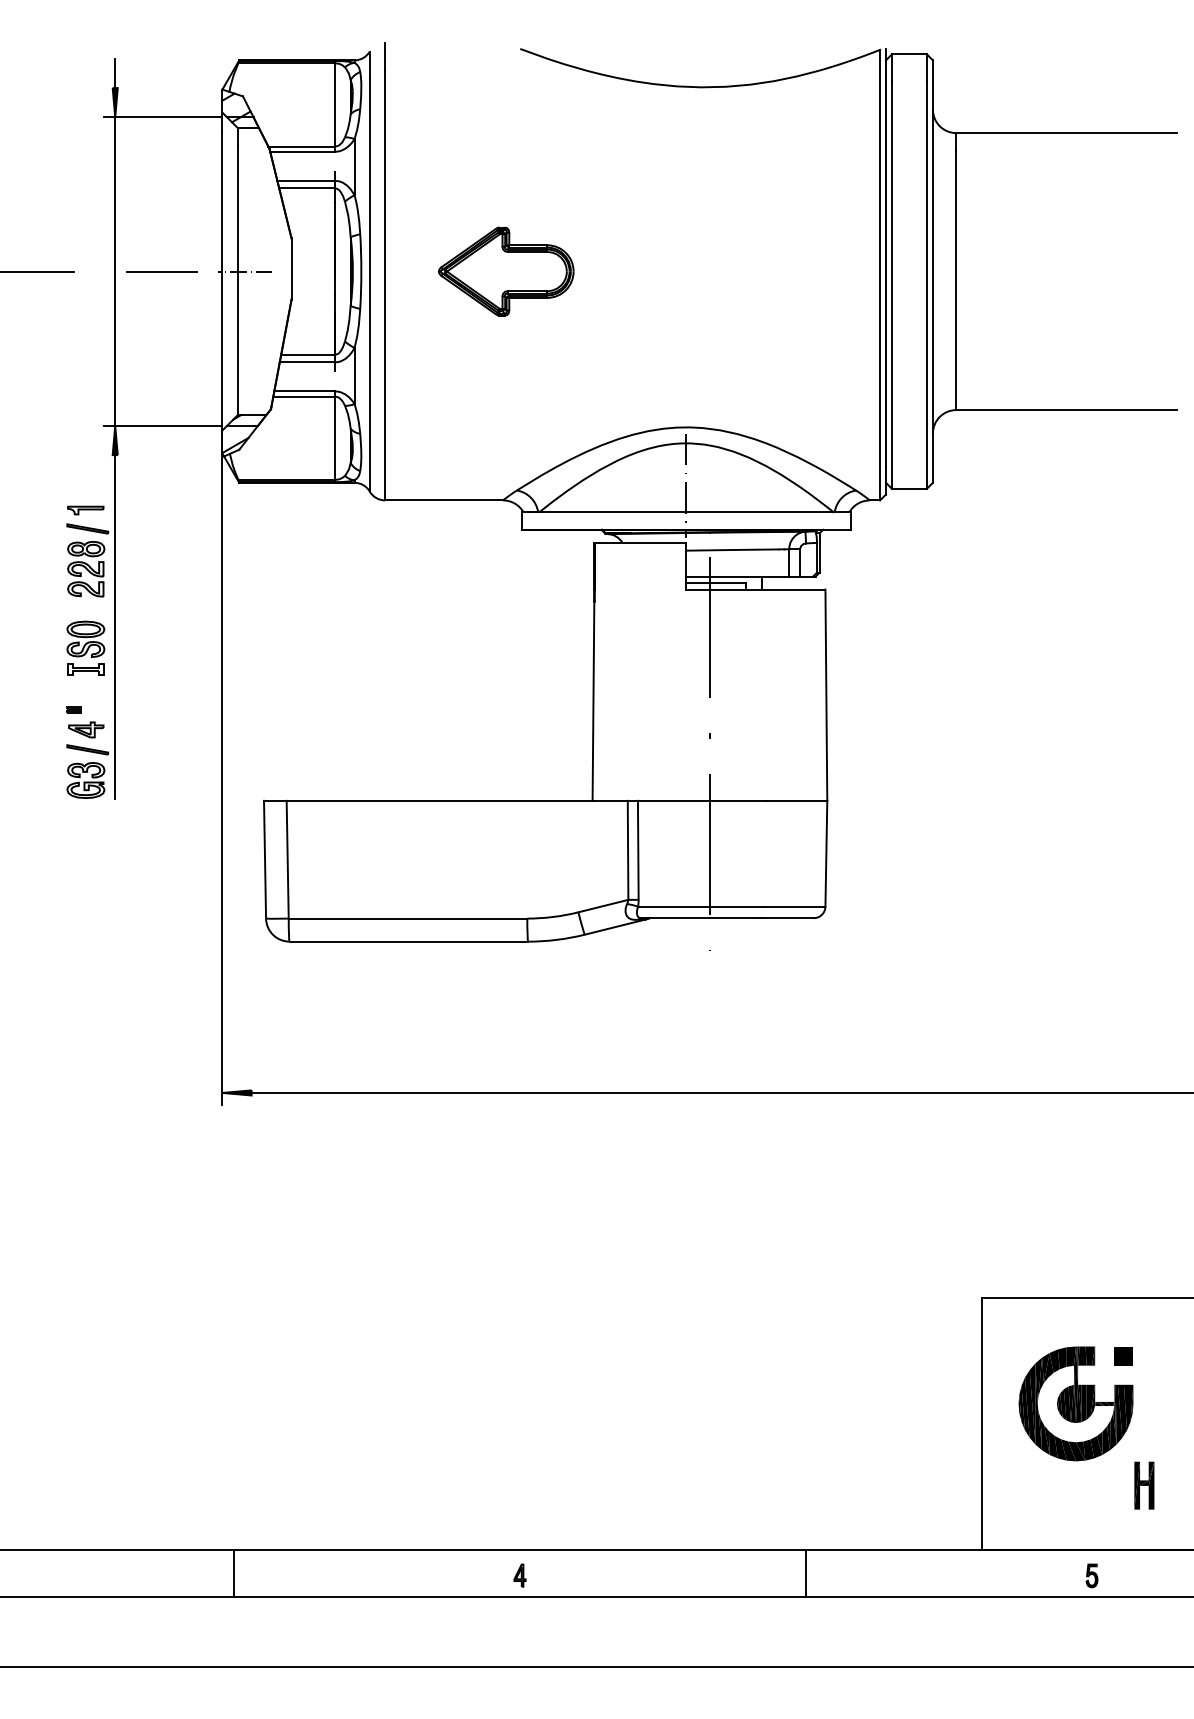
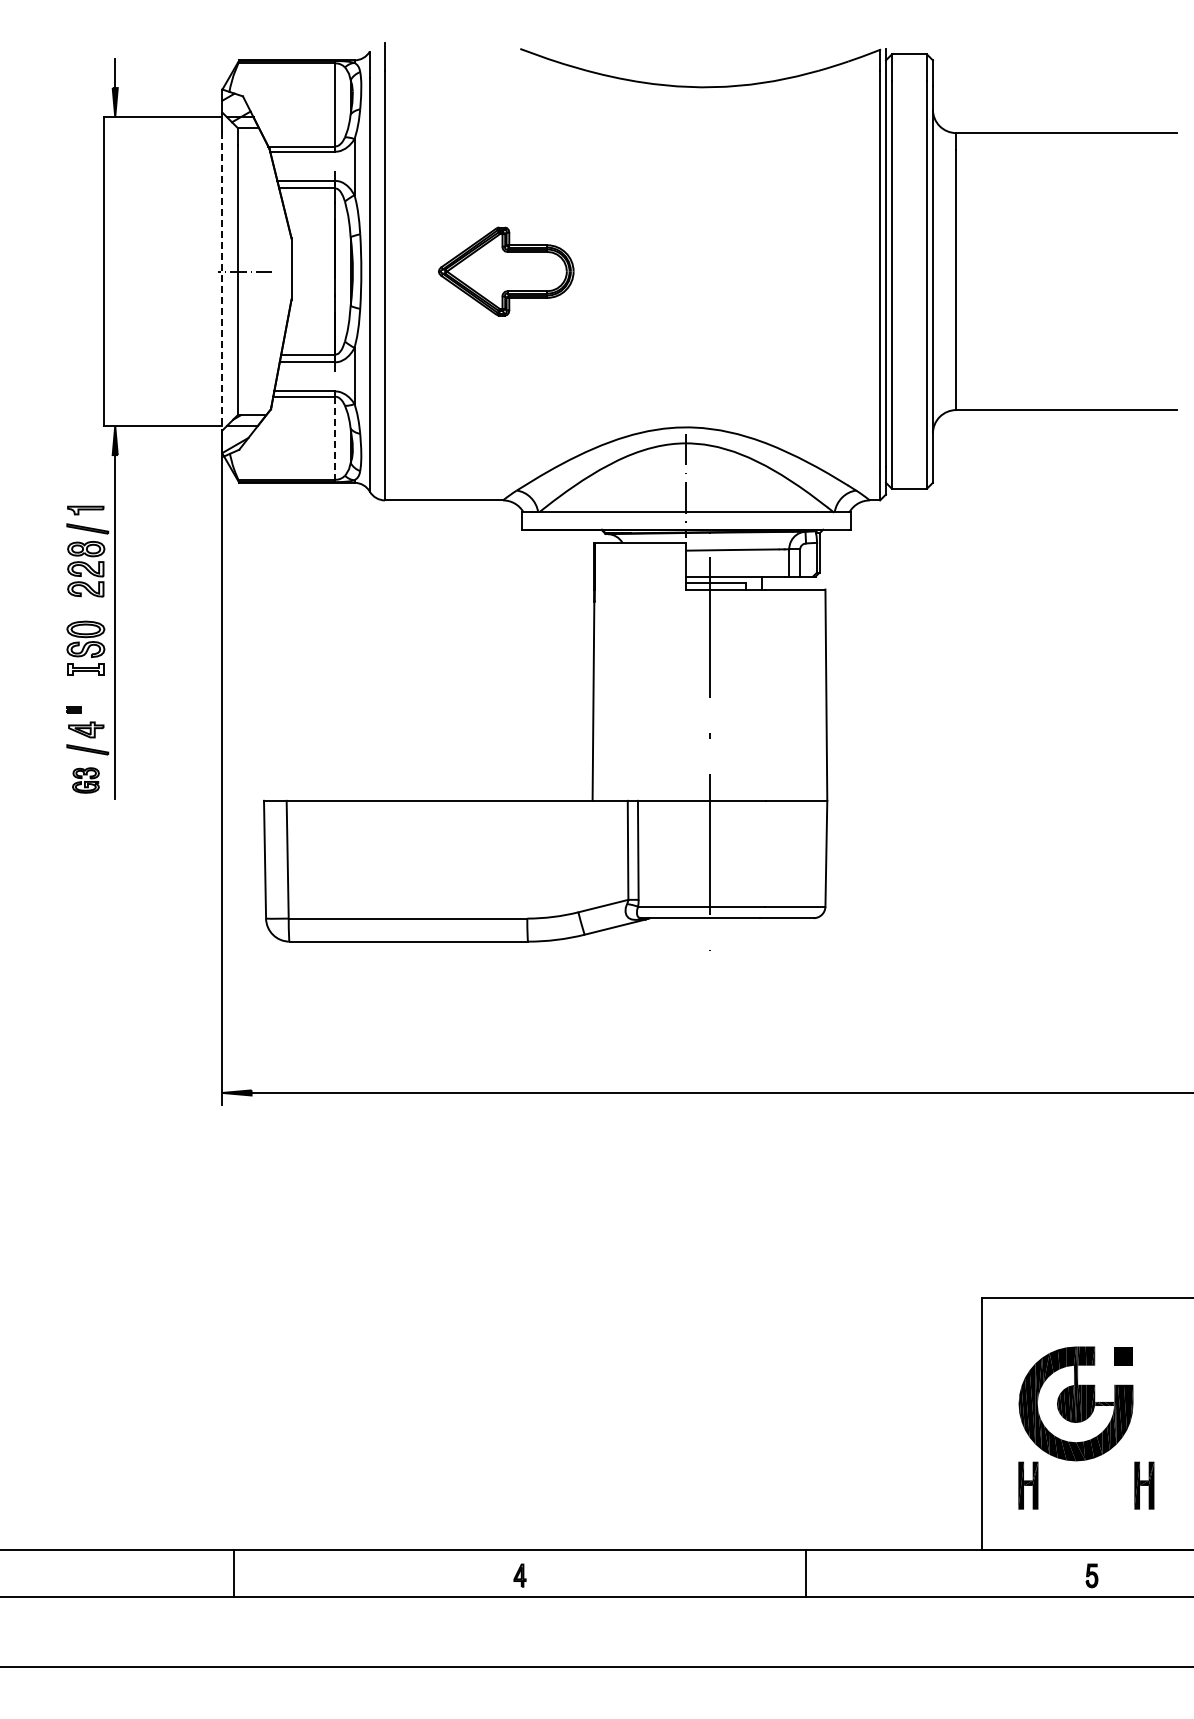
line: present -> none (38, 271)
line position: (115, 271) -> (104, 271) (104, 271)
line: present -> none (161, 271)
line: solid -> dashed (222, 281)
line: solid -> dashed (335, 438)
part size: 40x37 px -> 28x27 px (85, 780)
part: none -> present (1028, 1485)
